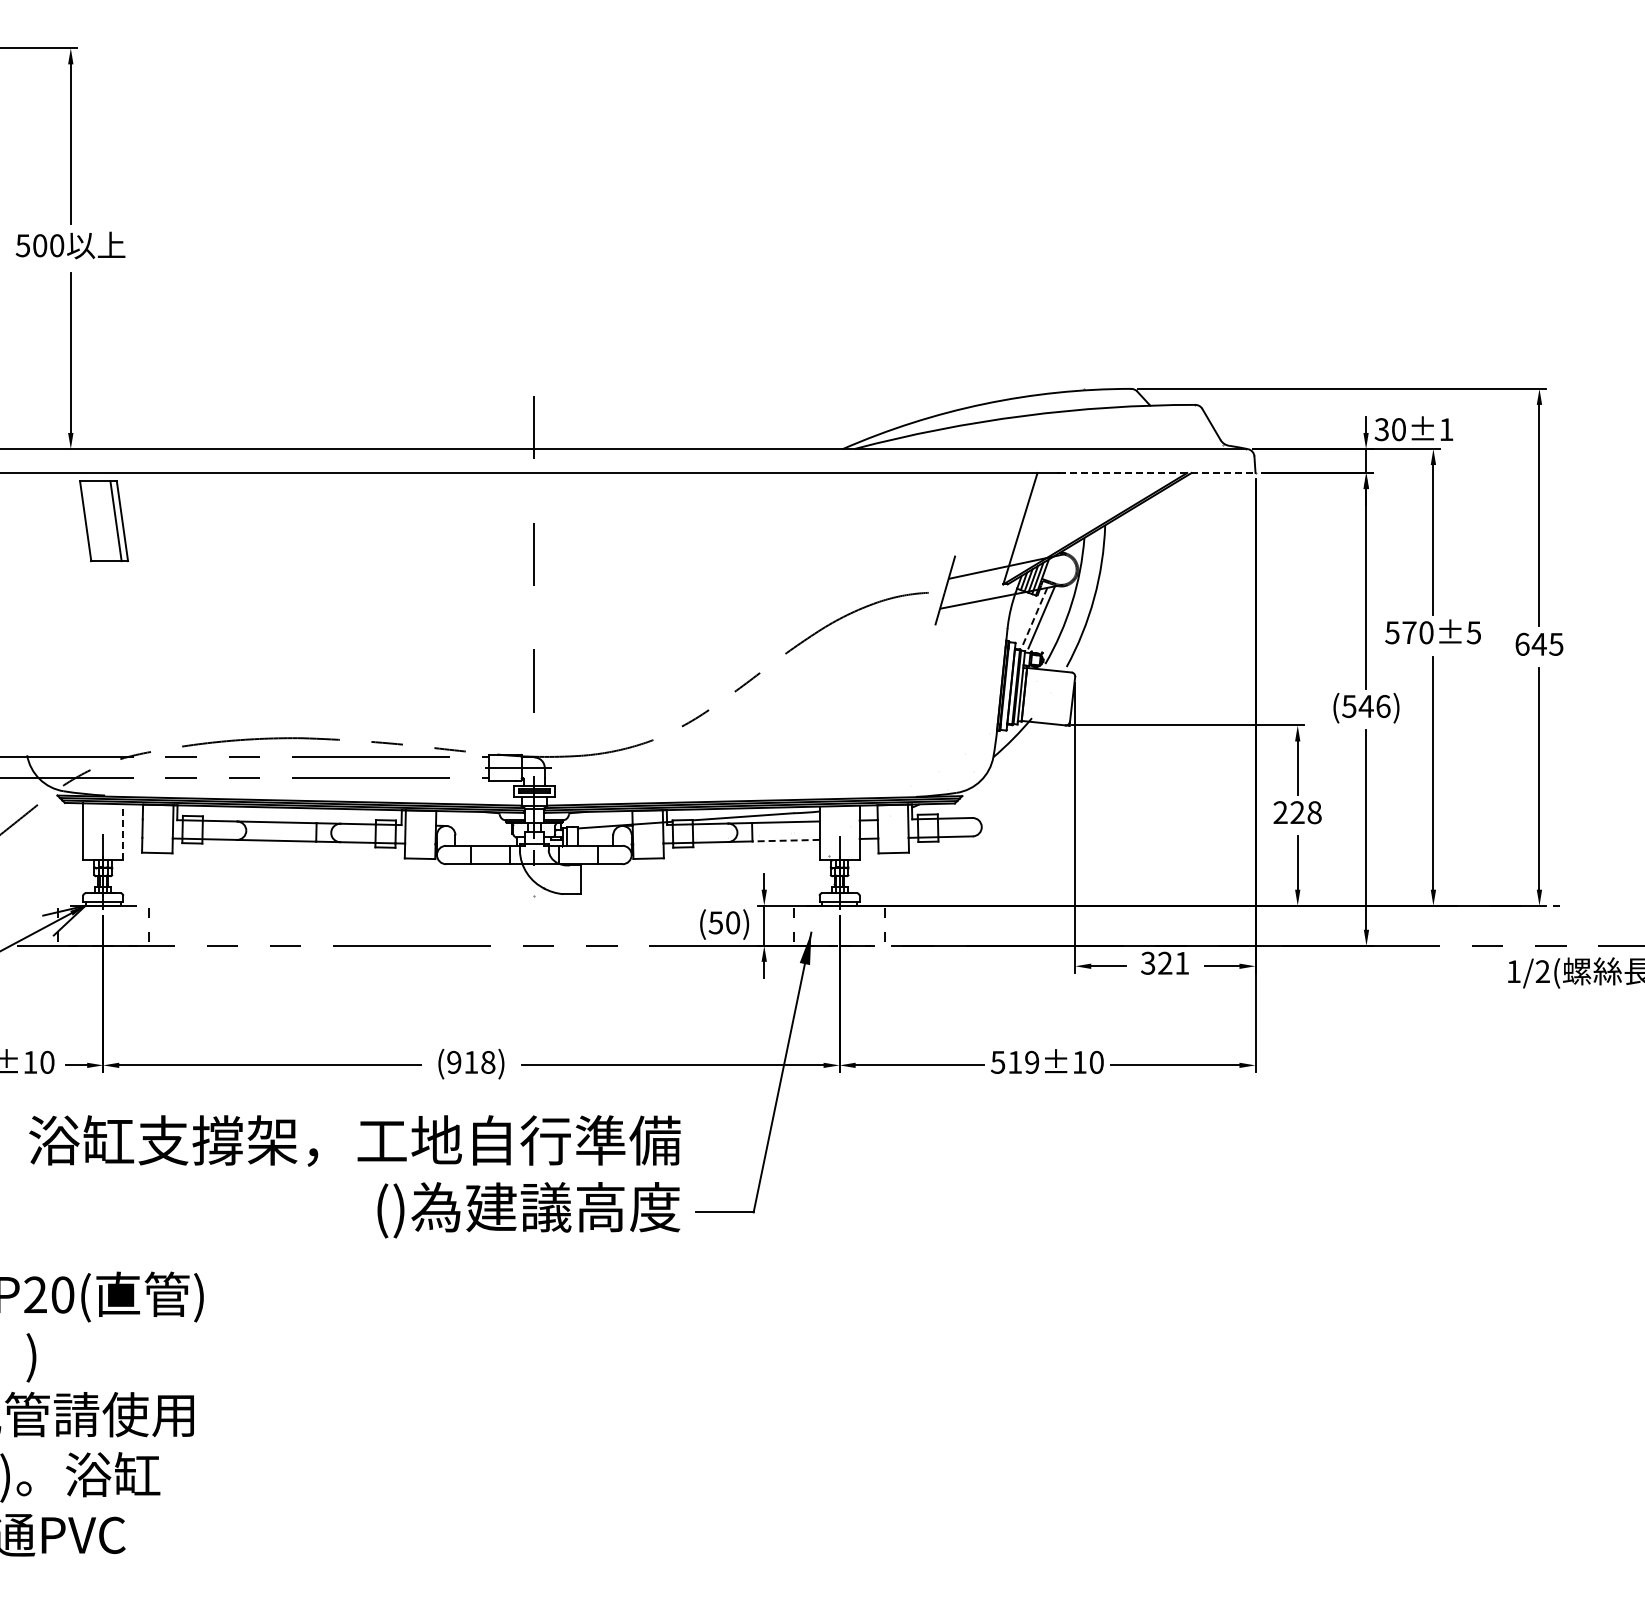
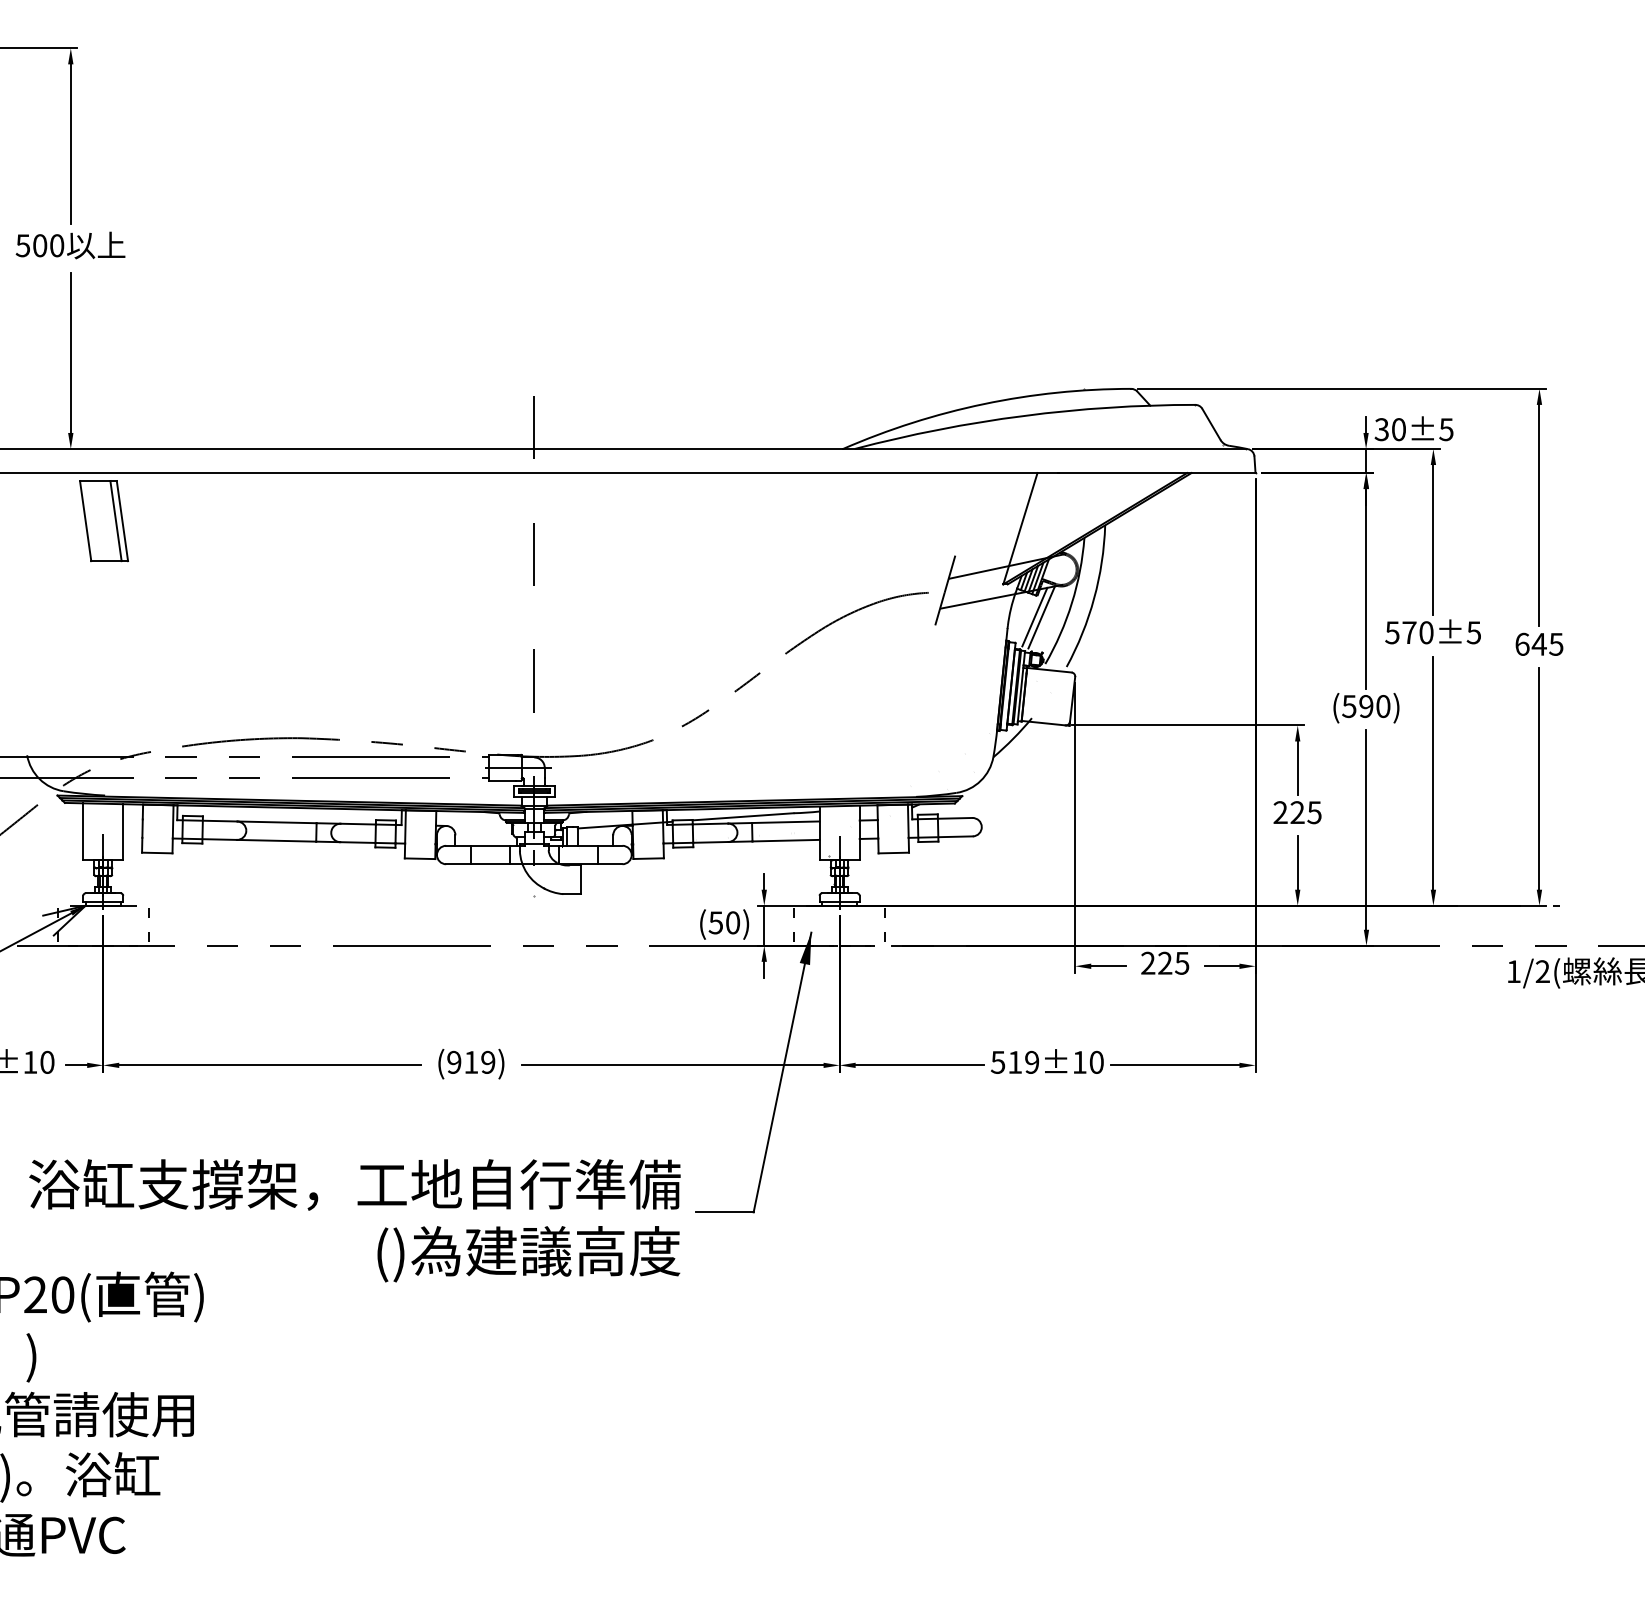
text: 30±1 -> 30±5 (1446, 429)
line: dashed -> solid (1157, 473)
line: dashed -> solid (1034, 617)
text: (546) -> (590) (1374, 706)
text: 228 -> 225 (1314, 812)
line: dashed -> solid (123, 832)
line: dashed -> solid (786, 840)
text: 321 -> 225 (1165, 963)
text: (918) -> (919) (488, 1061)
text position: (354, 1176) -> (354, 1220) (354, 1220)
